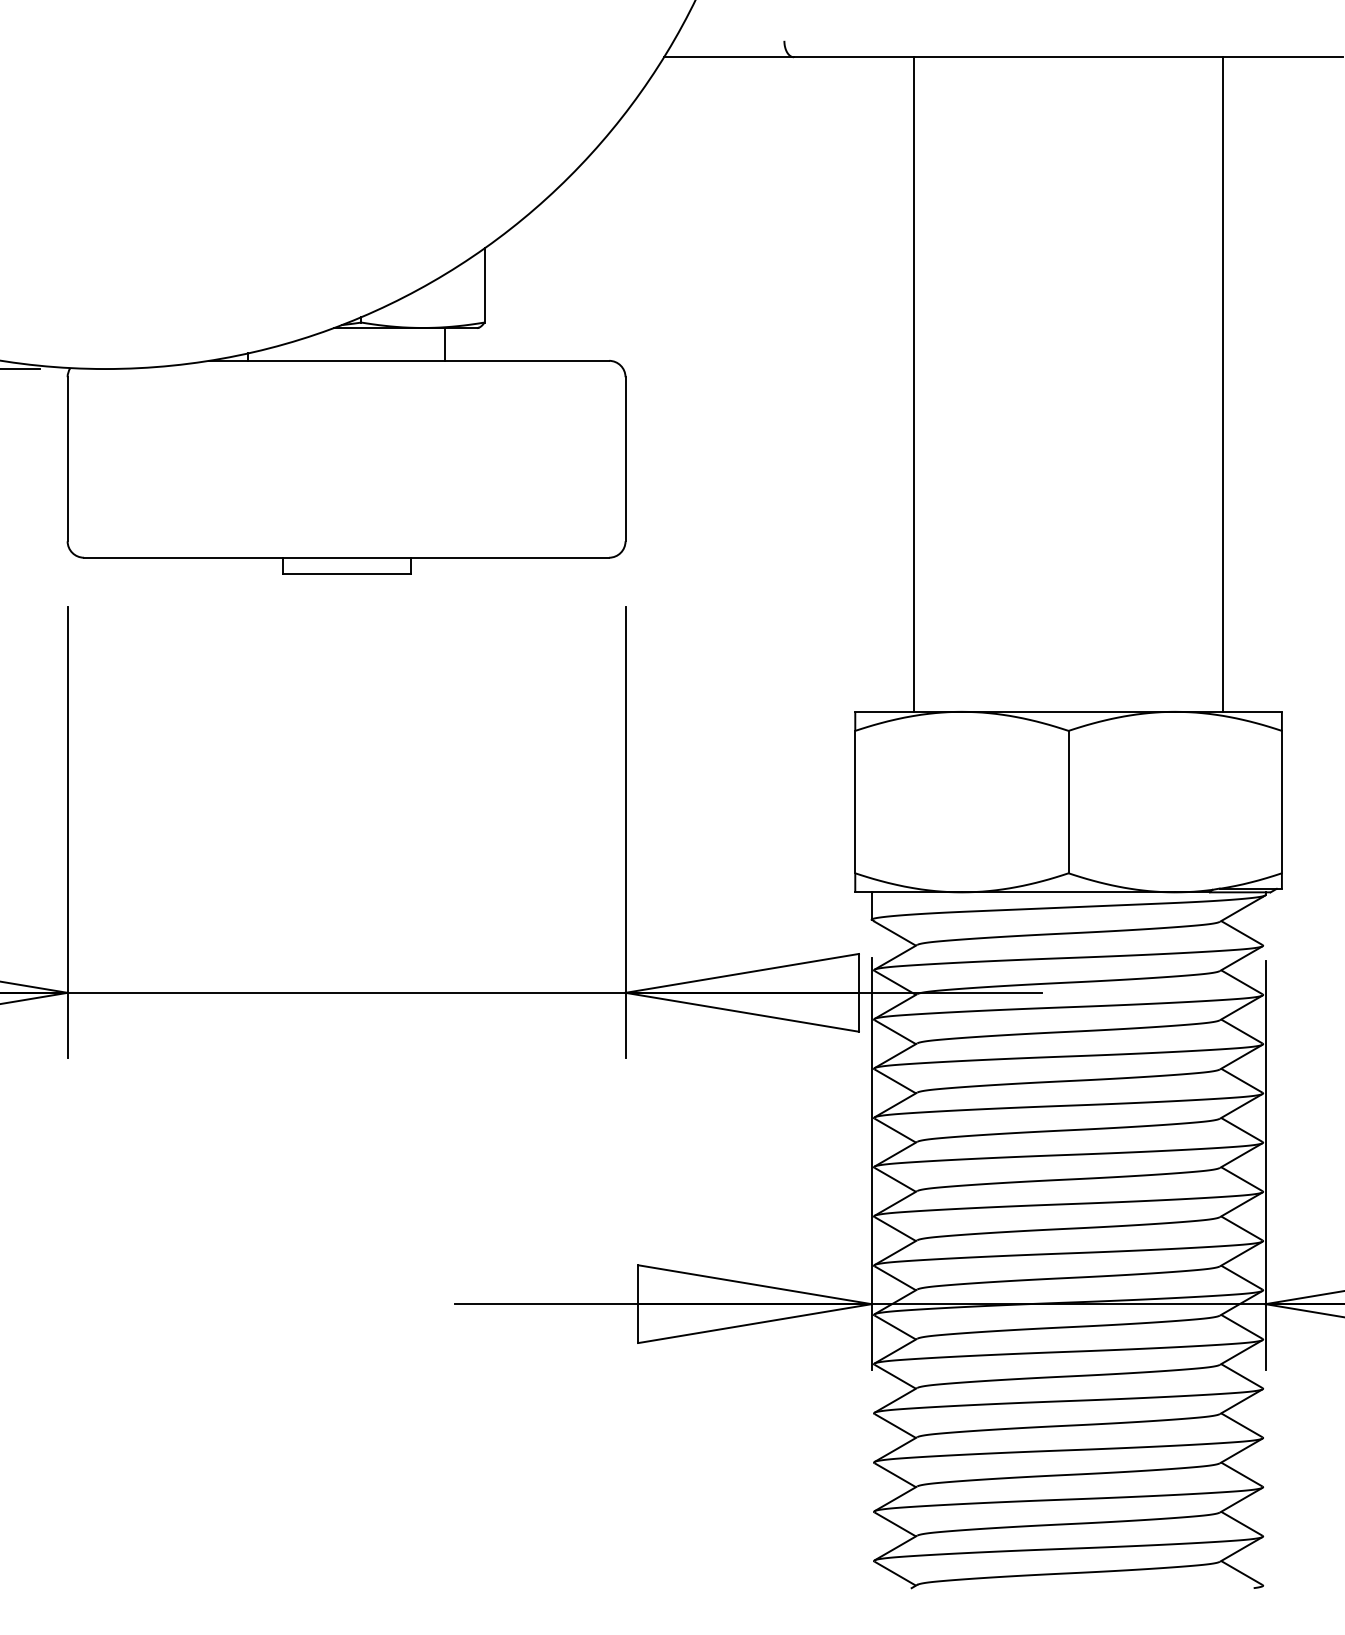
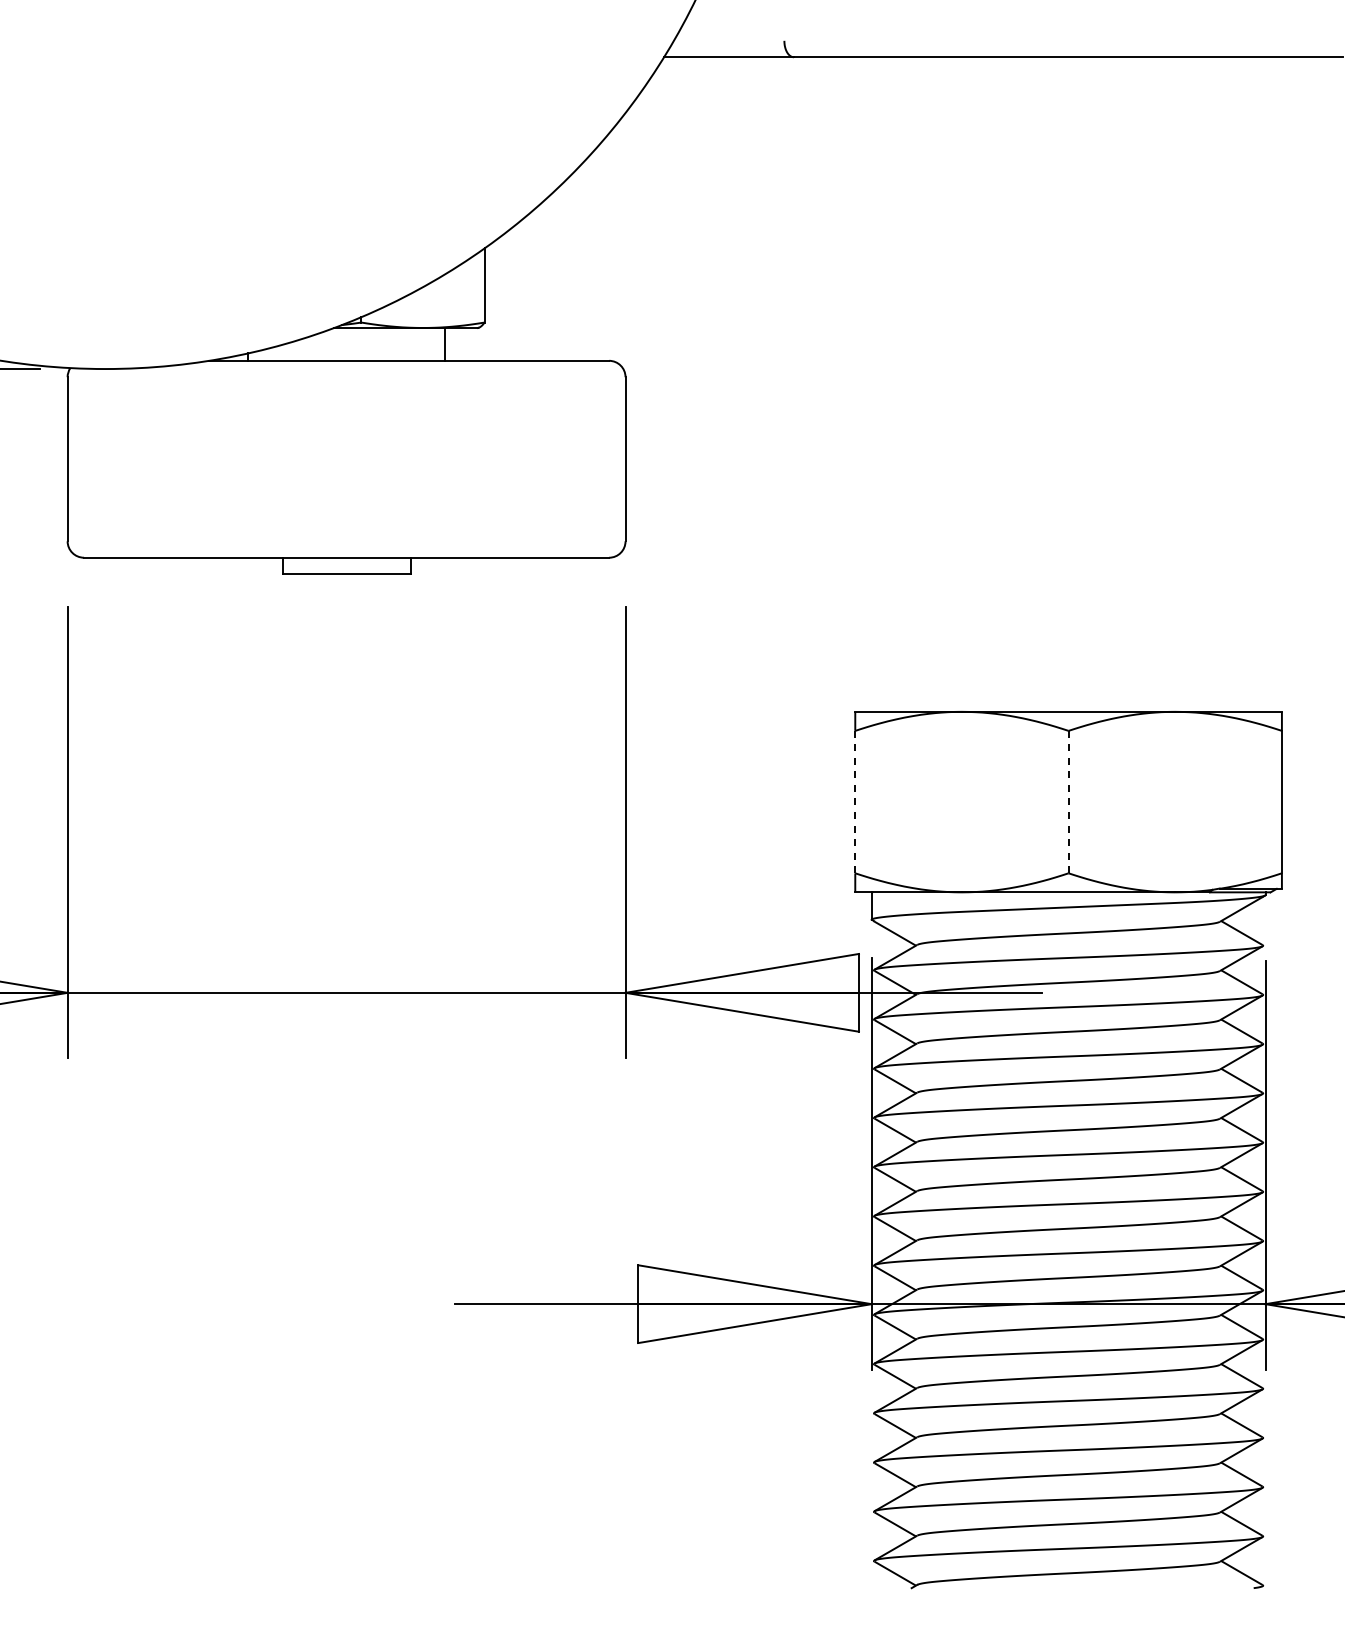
line: present -> none (914, 384)
line: present -> none (1222, 384)
line: solid -> dashed (855, 801)
line: solid -> dashed (1068, 801)
